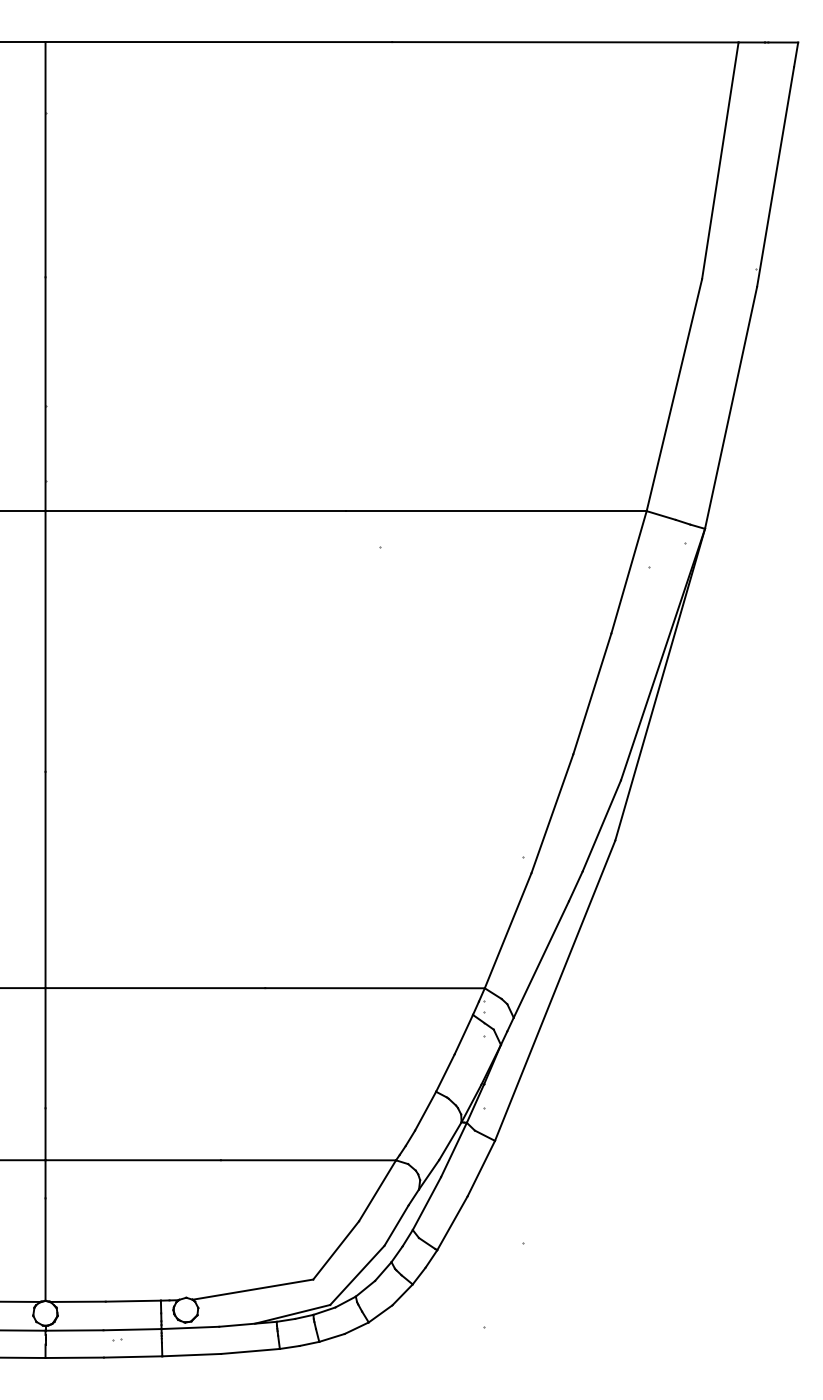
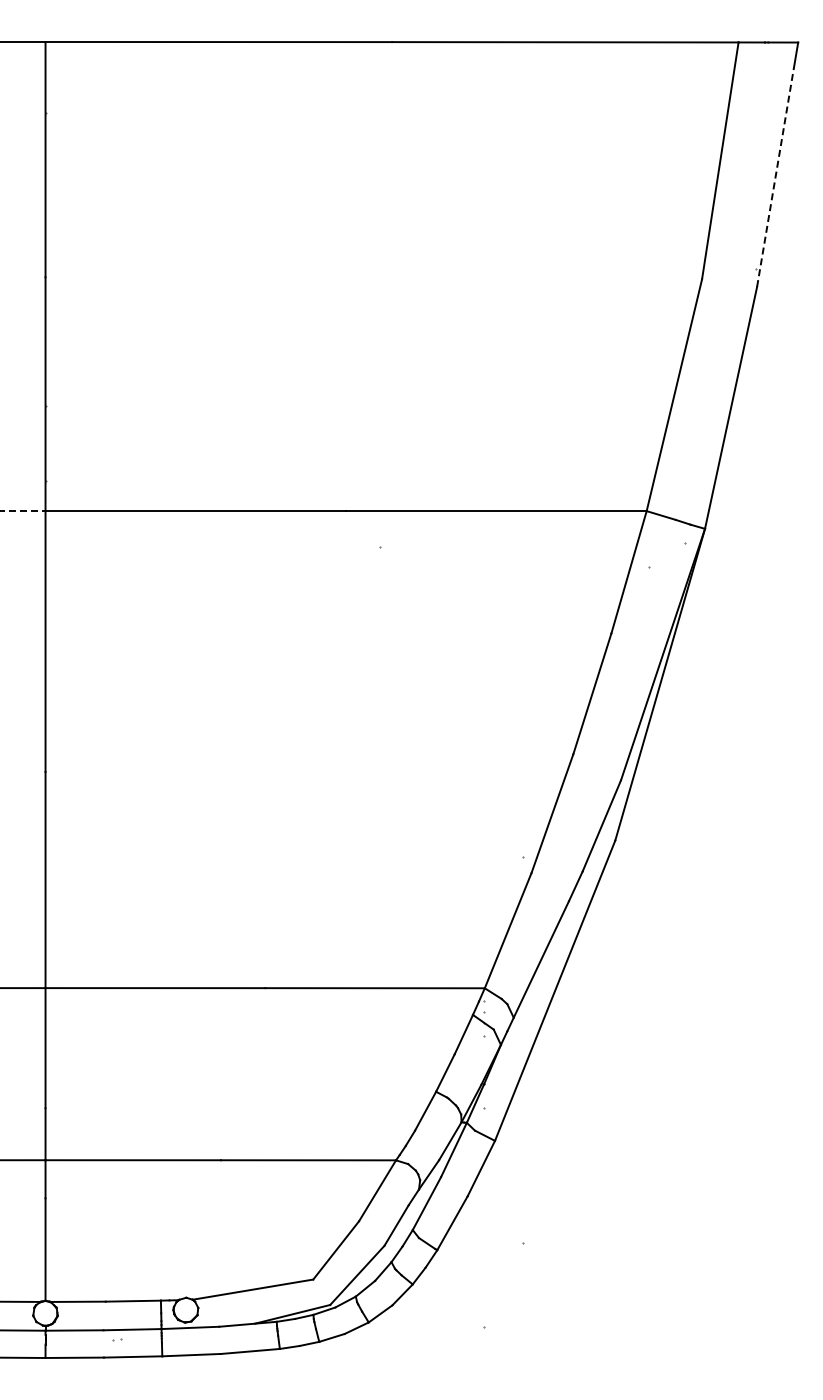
line: solid -> dashed (775, 176)
line: solid -> dashed (23, 511)
